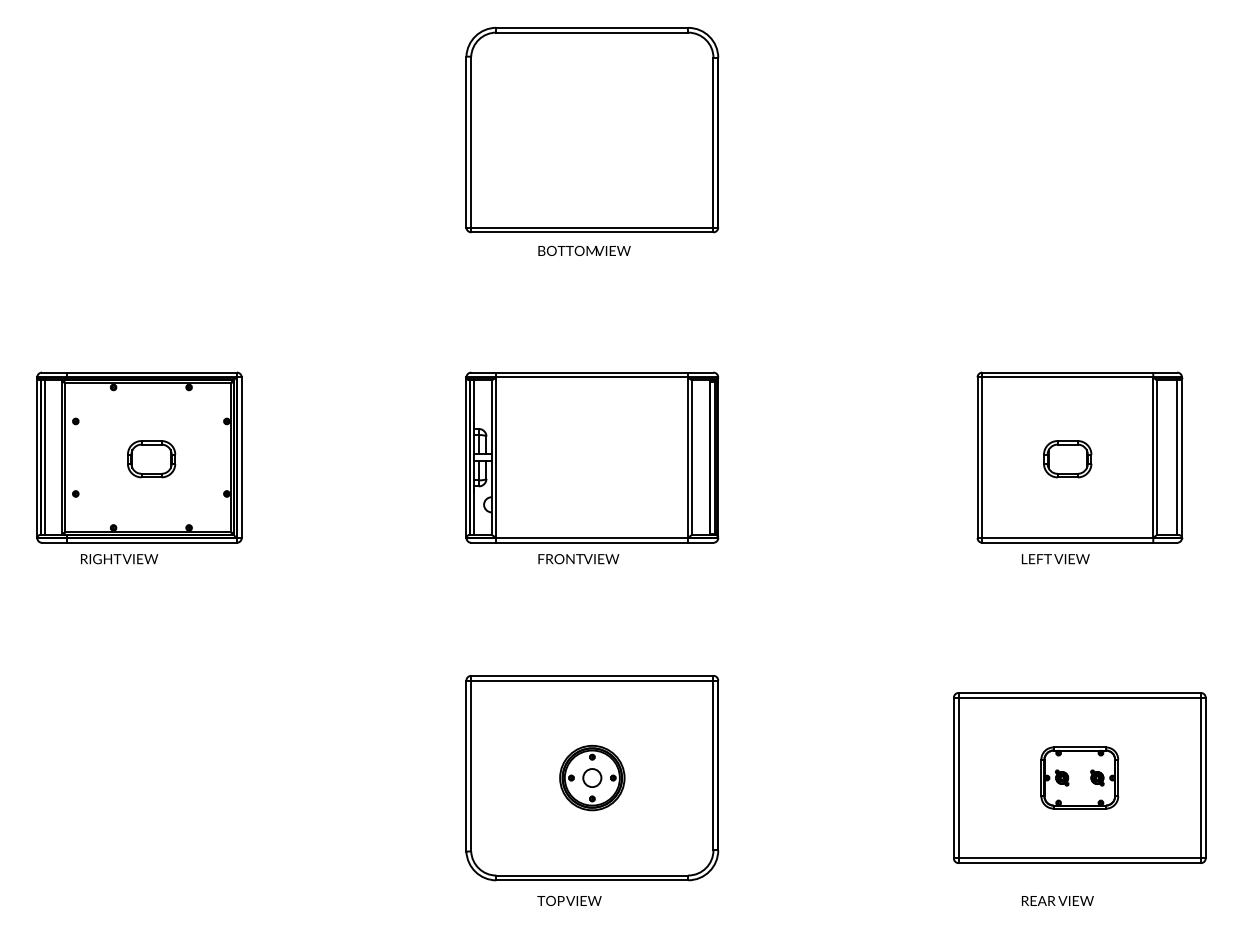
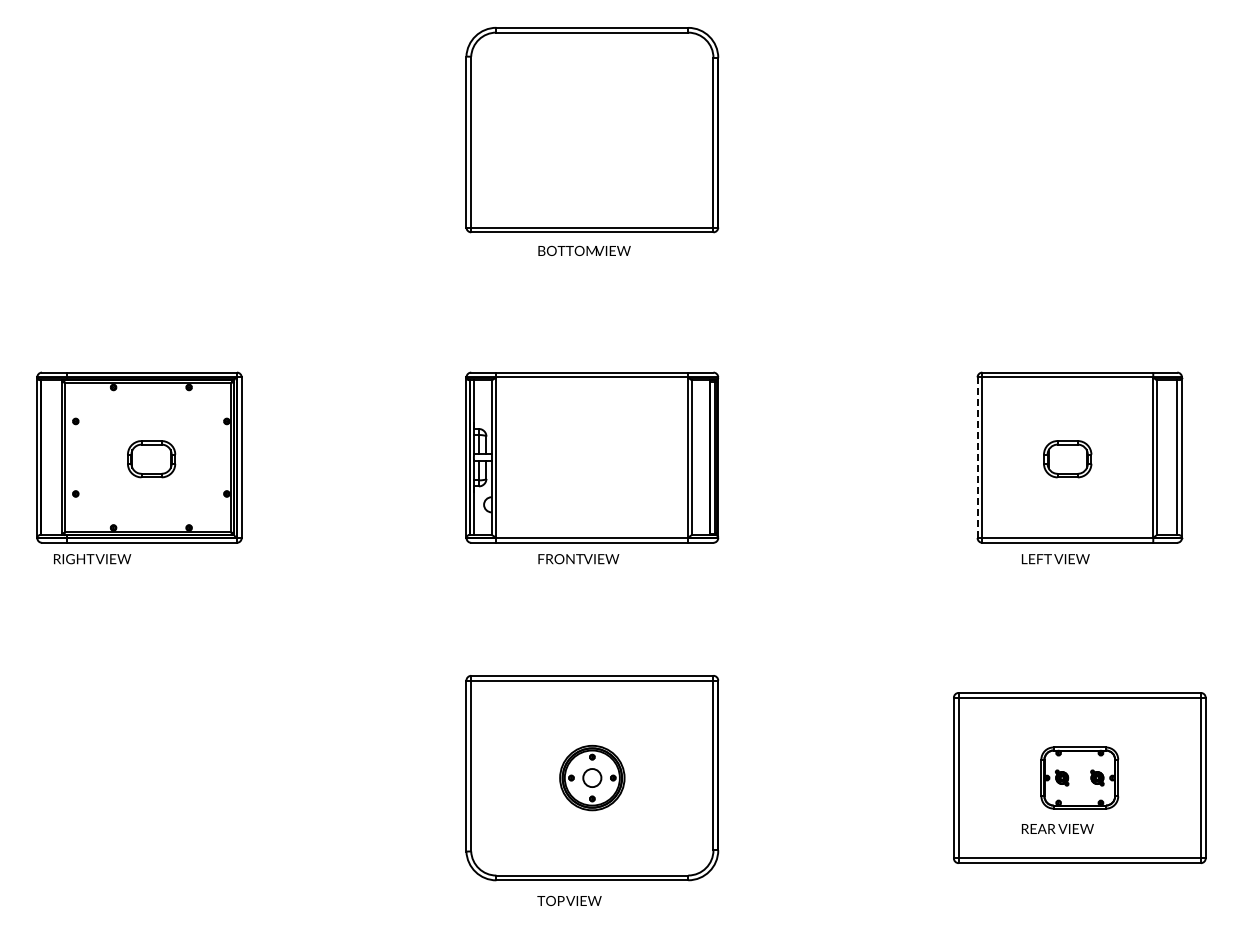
line: present -> none (44, 457)
line: solid -> dashed (977, 457)
text position: (119, 559) -> (92, 559) (92, 559)
text position: (1057, 900) -> (1057, 828) (1057, 828)
